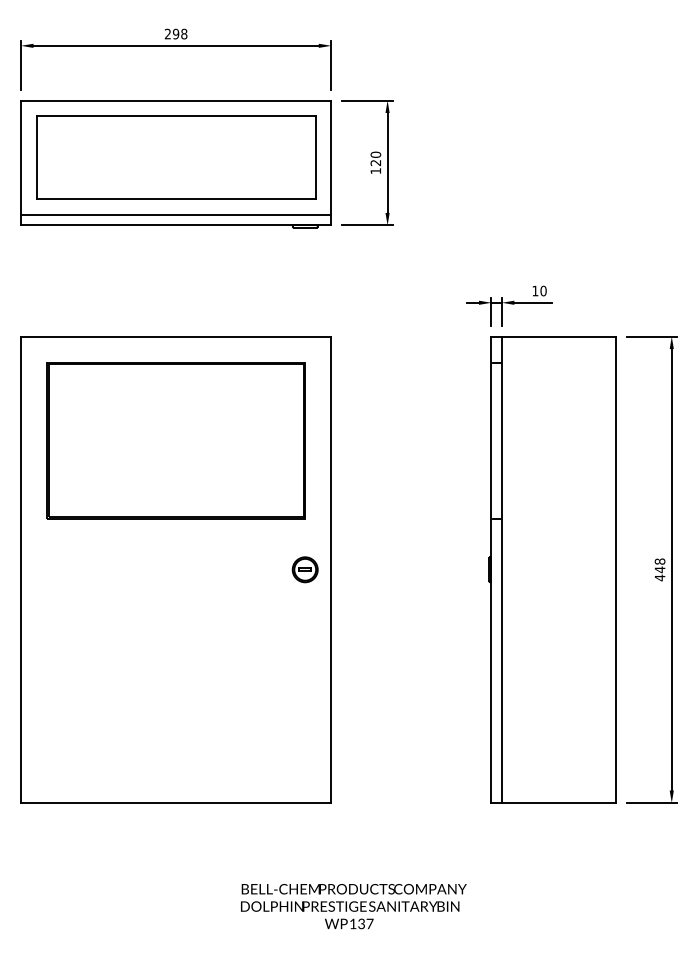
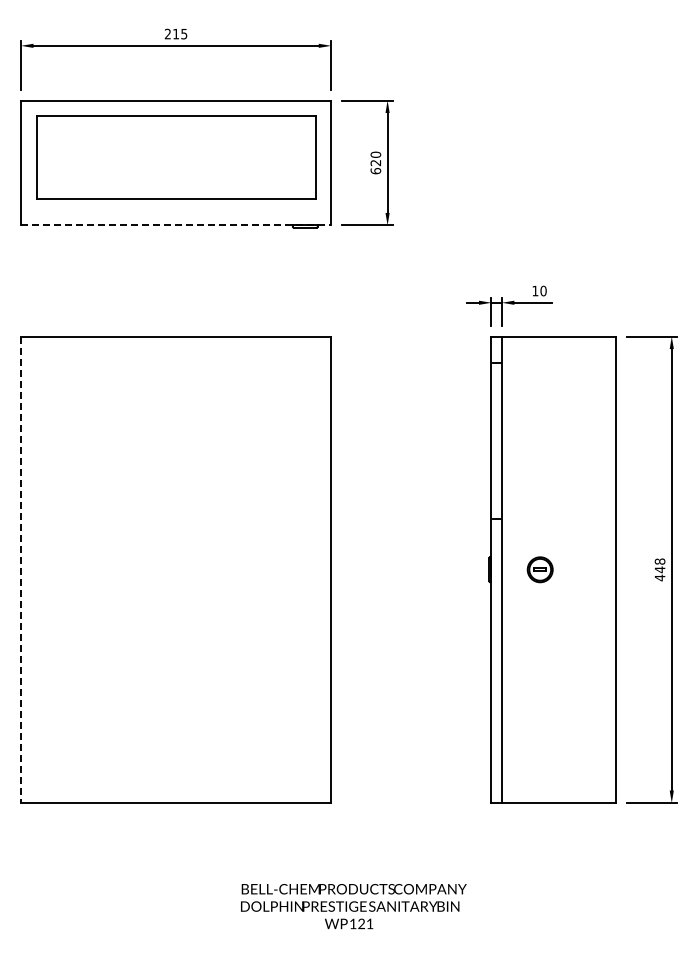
text: 298 -> 215 (180, 33)
text: 120 -> 620 (375, 171)
line: present -> none (176, 215)
line: solid -> dashed (176, 225)
part: present -> none (175, 440)
part position: (304, 569) -> (539, 569) (539, 569)
line: solid -> dashed (21, 570)
text: 137 -> 121 (365, 923)
